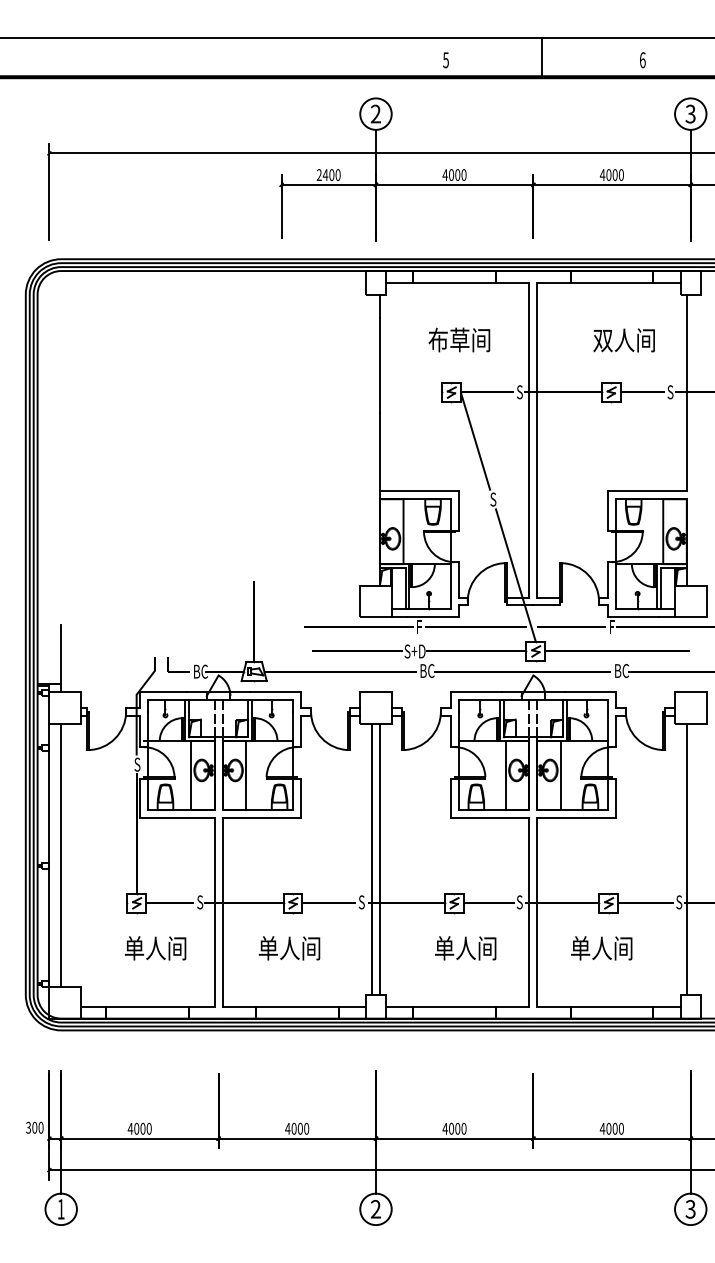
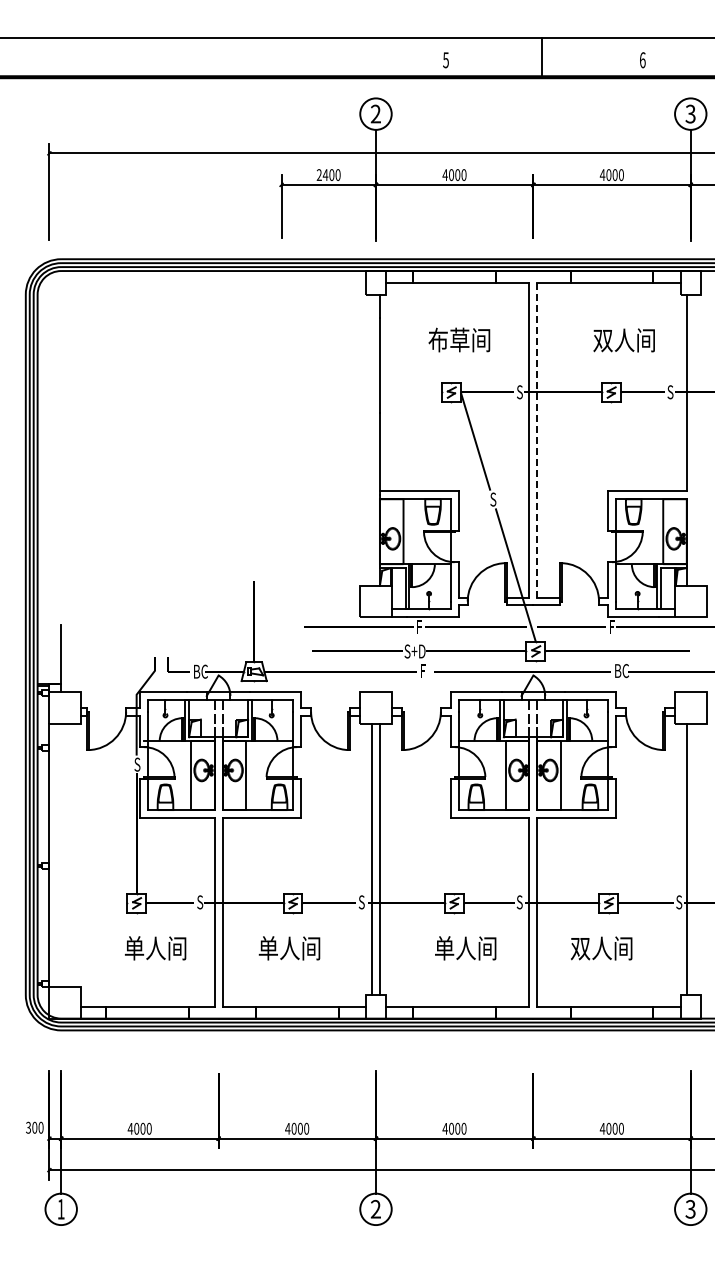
line: solid -> dashed (537, 440)
text: BC -> F (427, 671)
line: present -> none (61, 855)
text: 单人间 -> 双人间 (580, 948)
